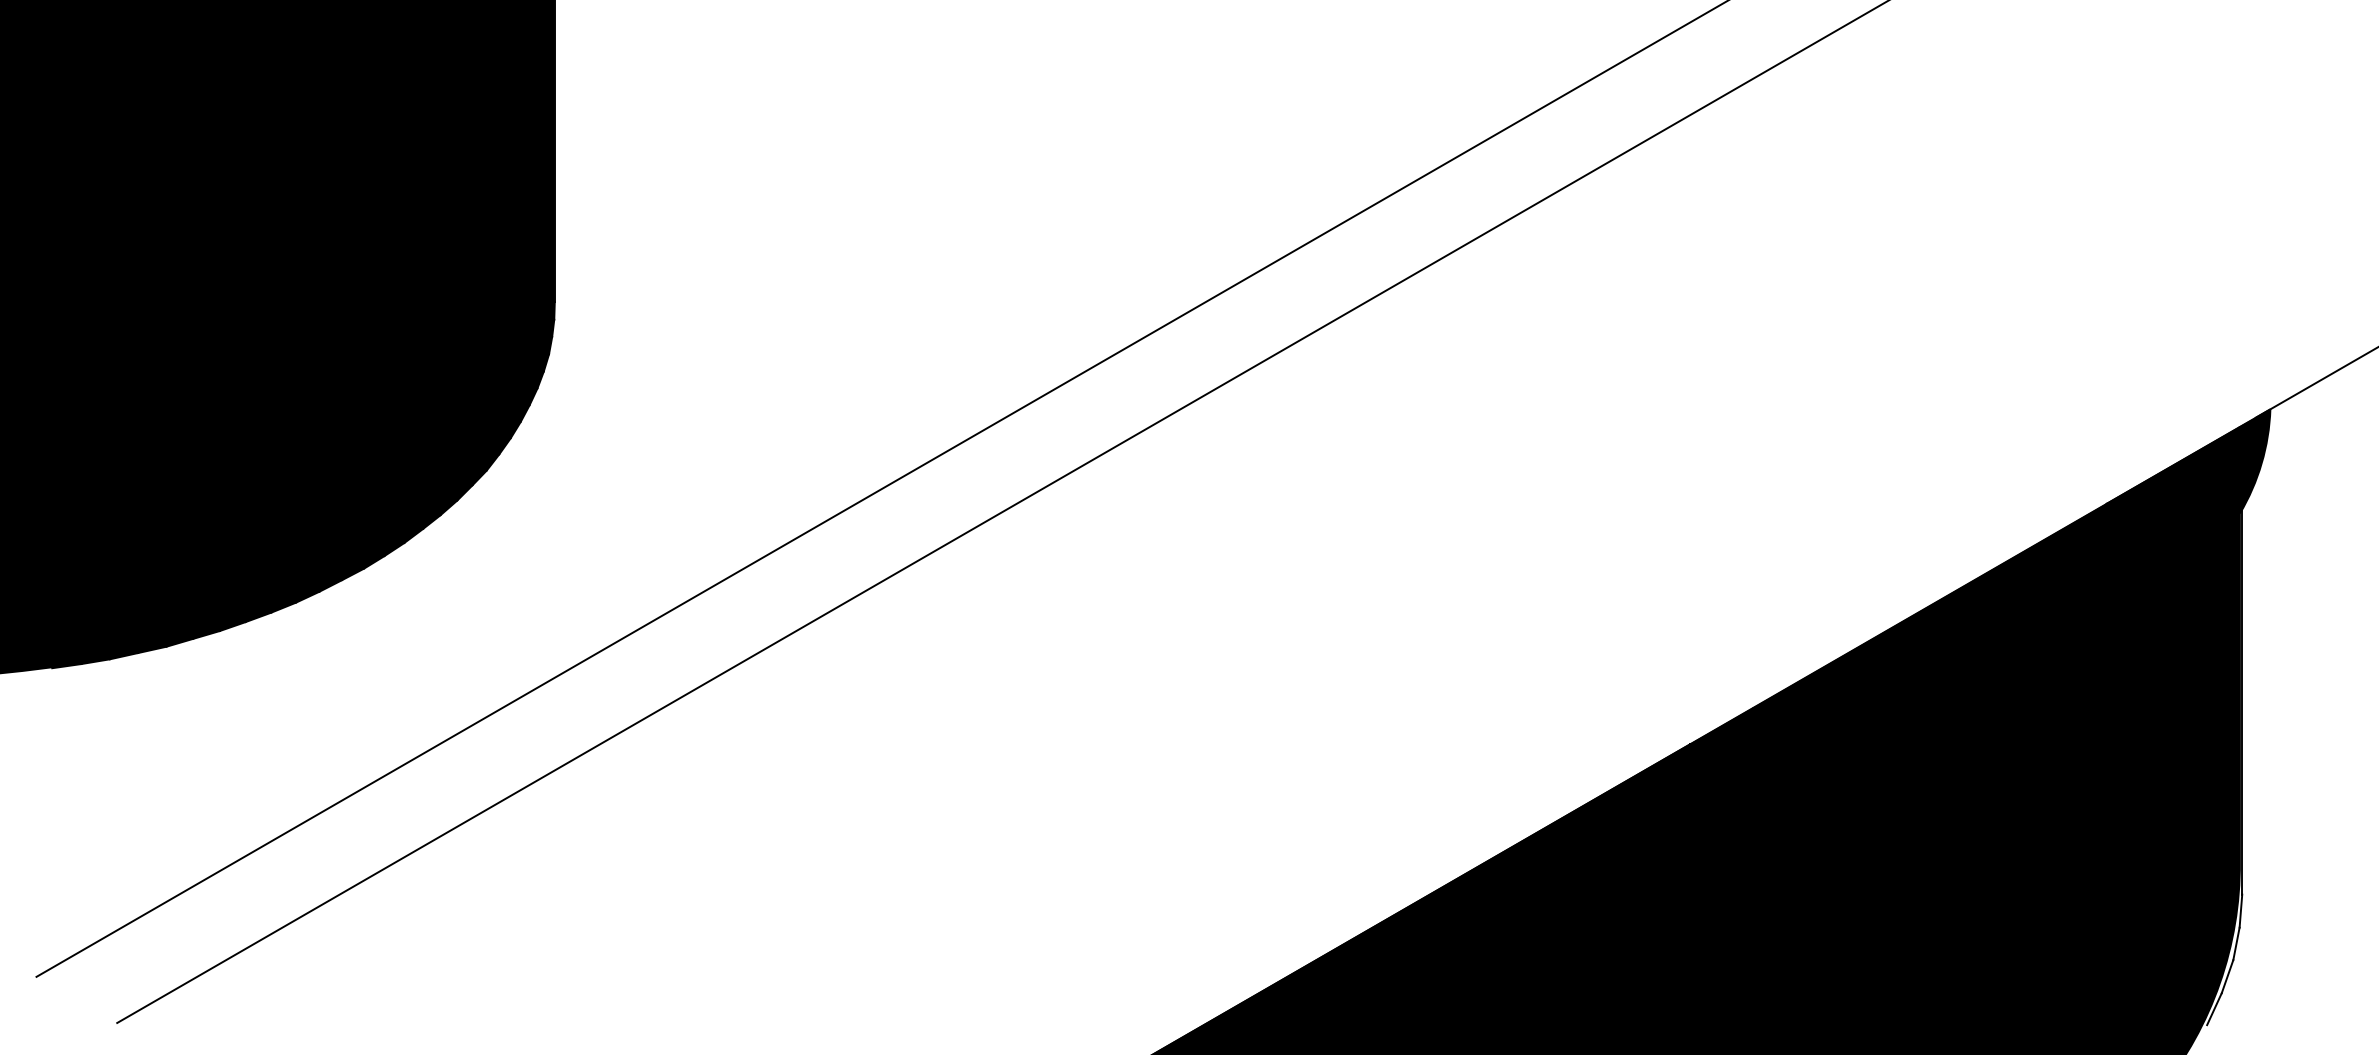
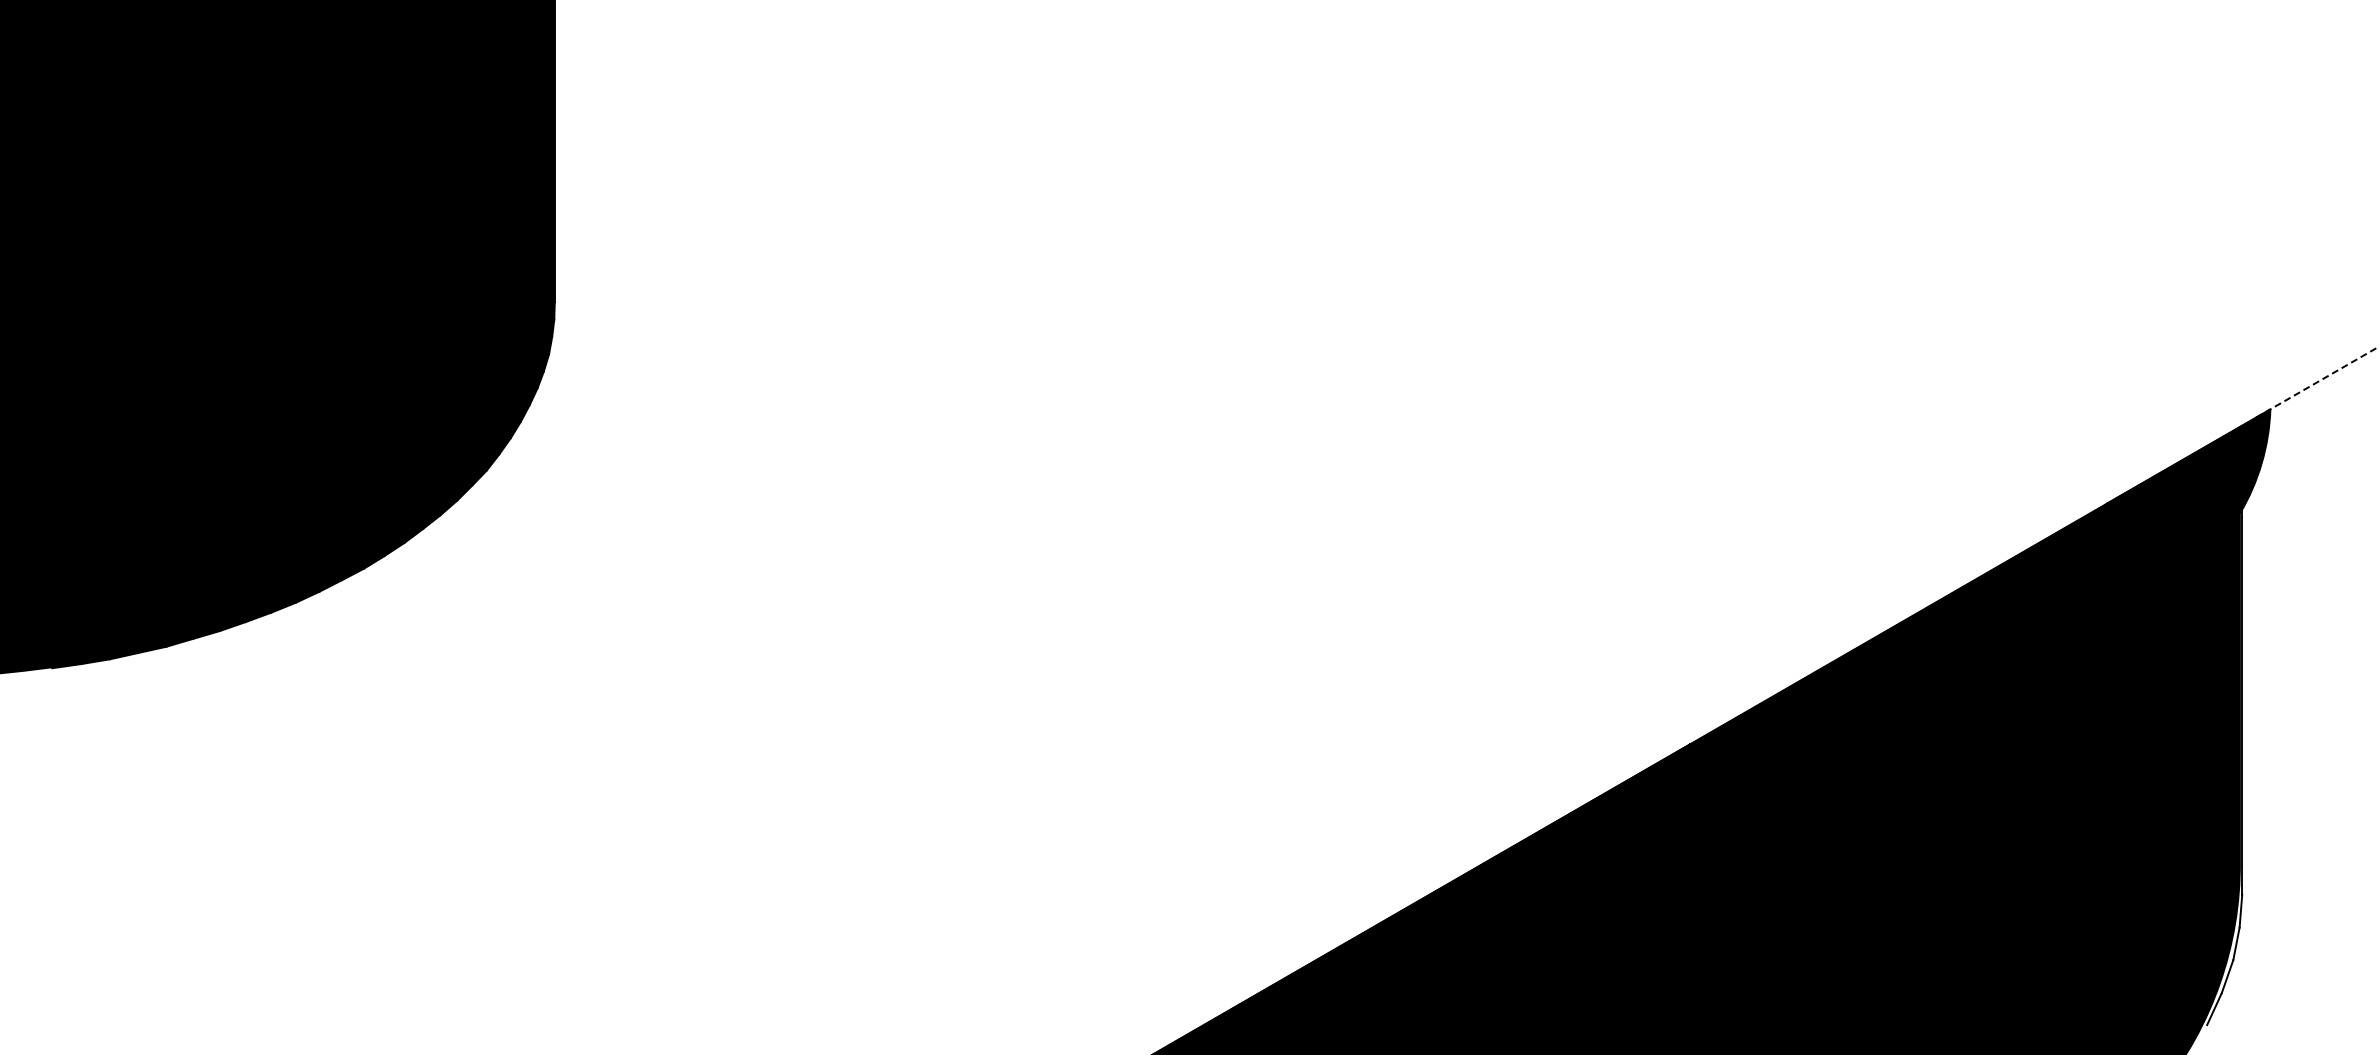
line: solid -> dashed (2317, 382)
line: present -> none (880, 489)
line: present -> none (1001, 512)
